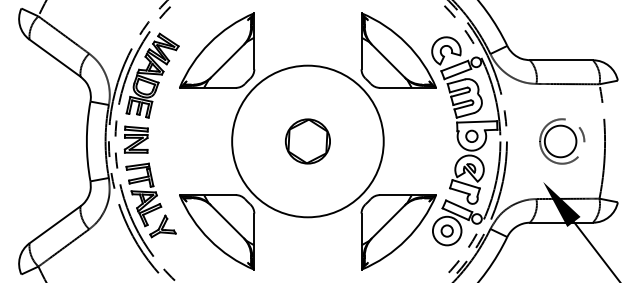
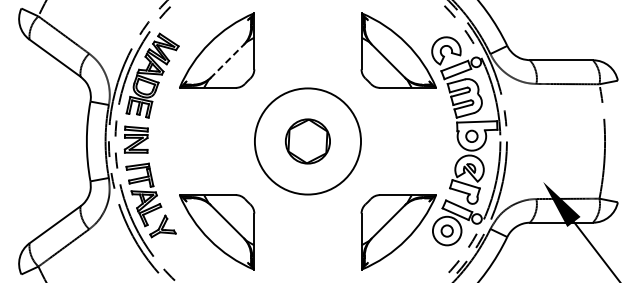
line: solid -> dashed (227, 61)
circle diameter: 152 px -> 106 px (307, 141)
part: present -> none (562, 141)
